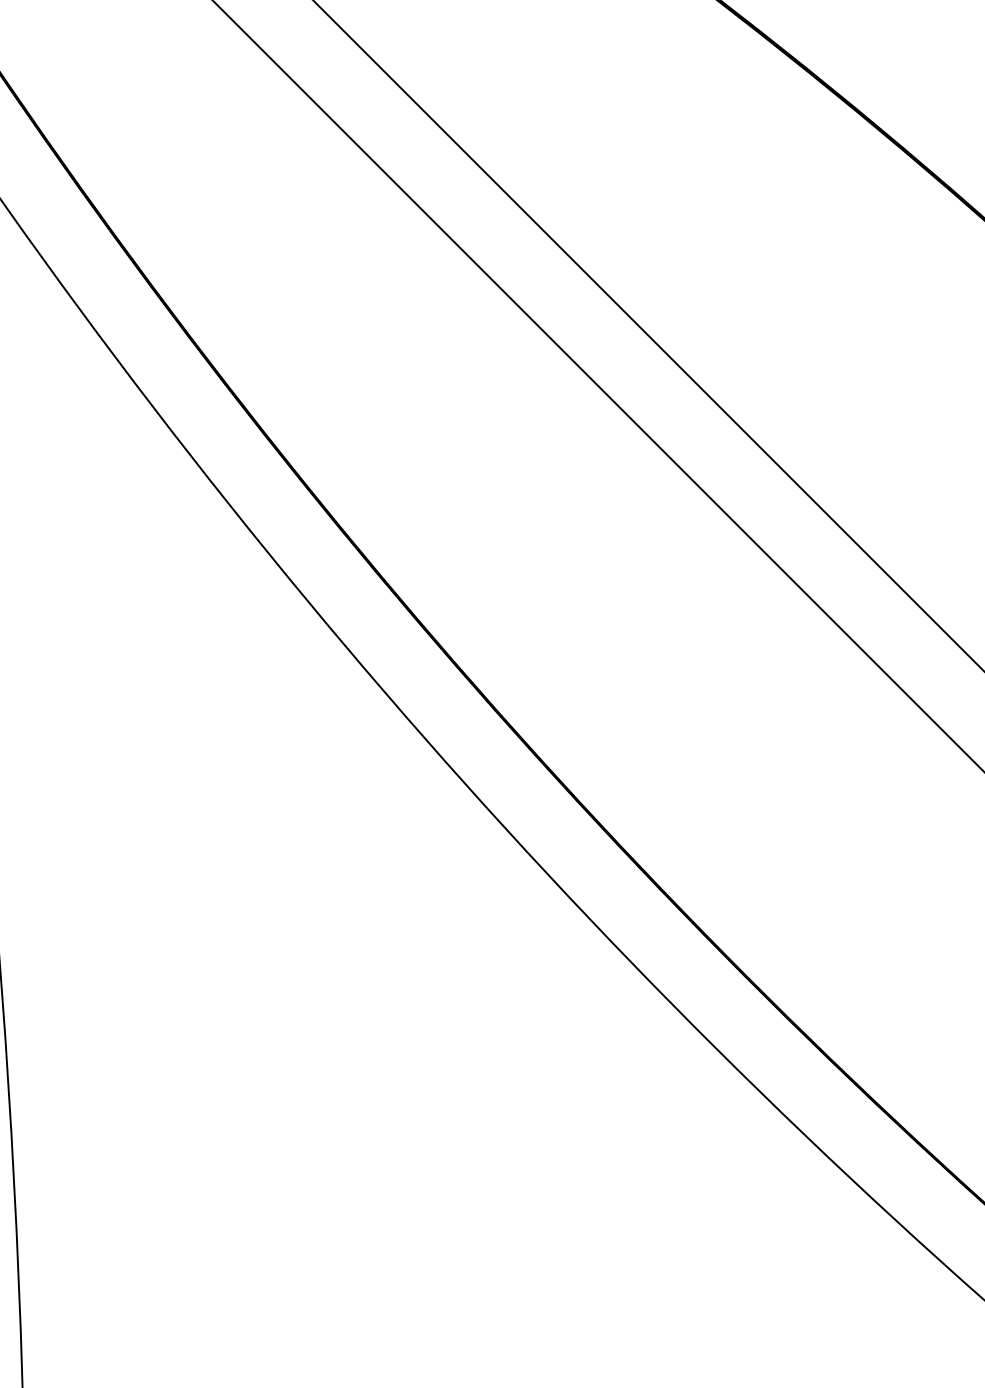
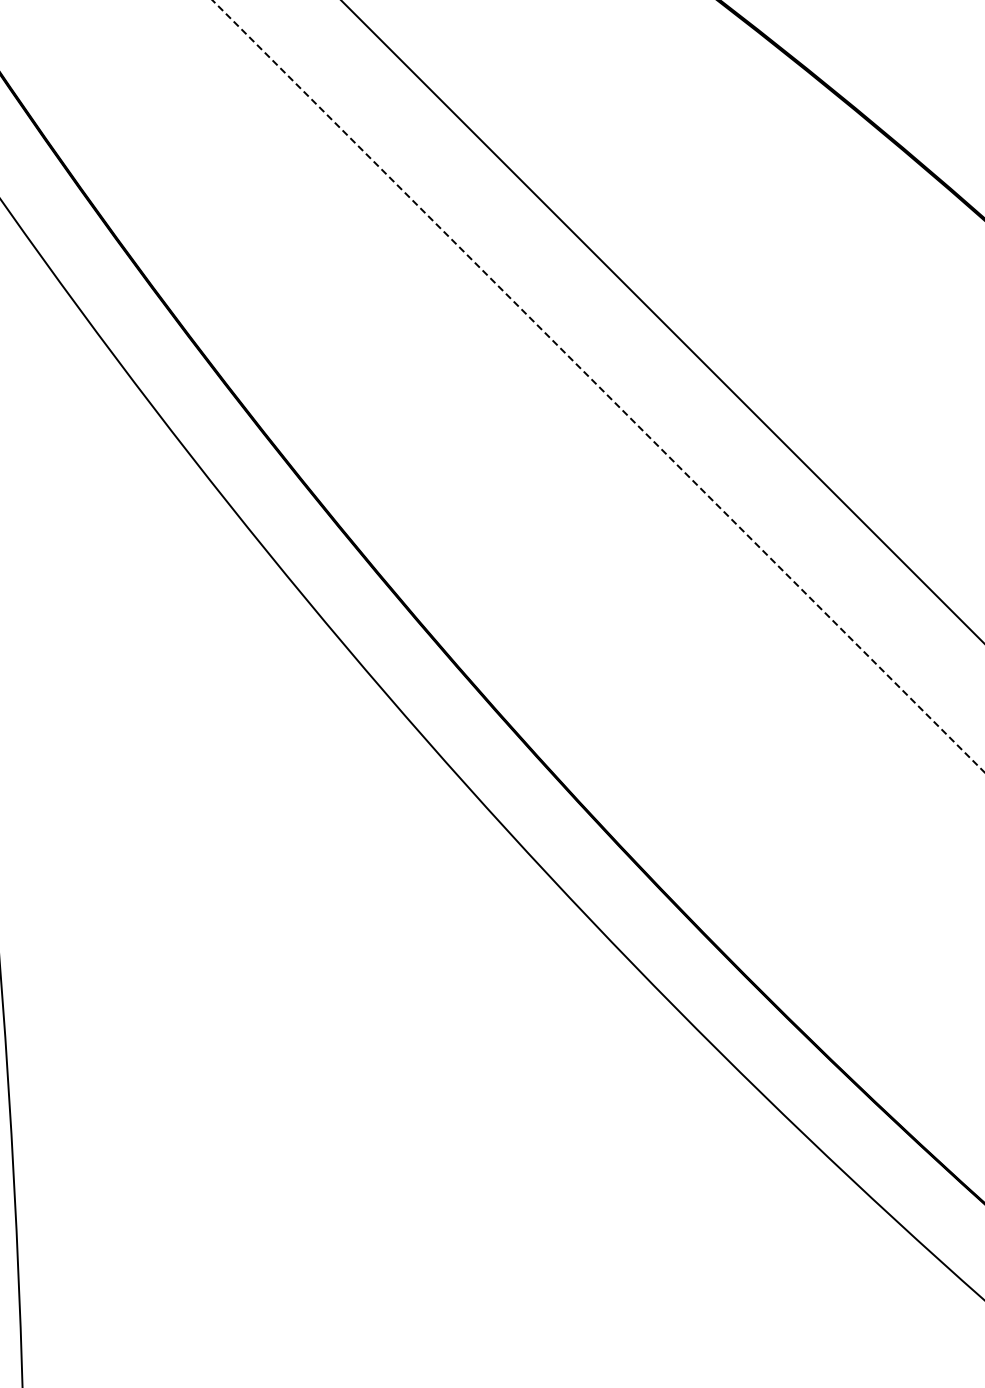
line position: (647, 335) -> (661, 321) (661, 321)
line: solid -> dashed (598, 386)
